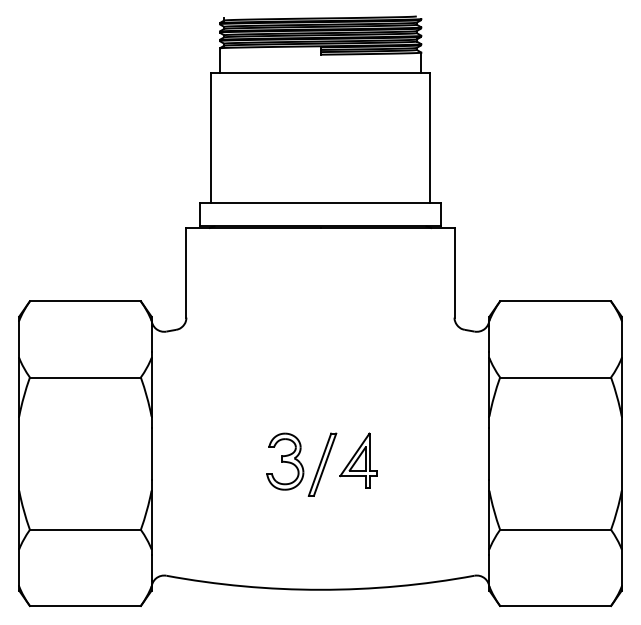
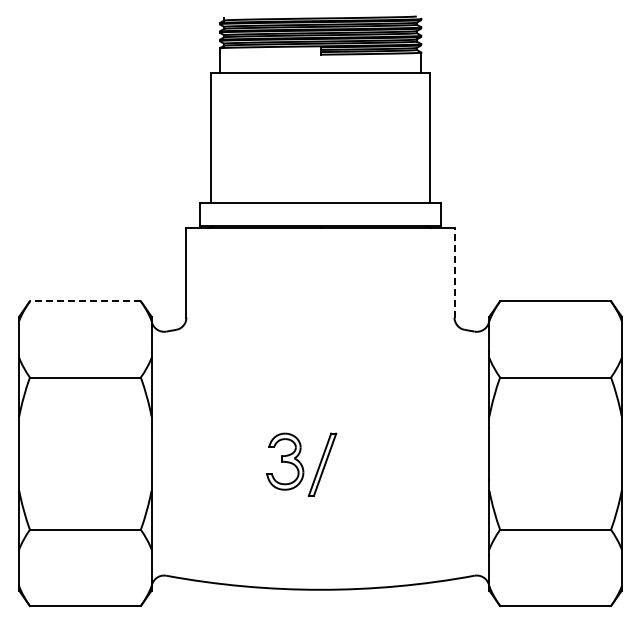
line: solid -> dashed (454, 273)
line: solid -> dashed (84, 301)
part: present -> none (358, 460)
